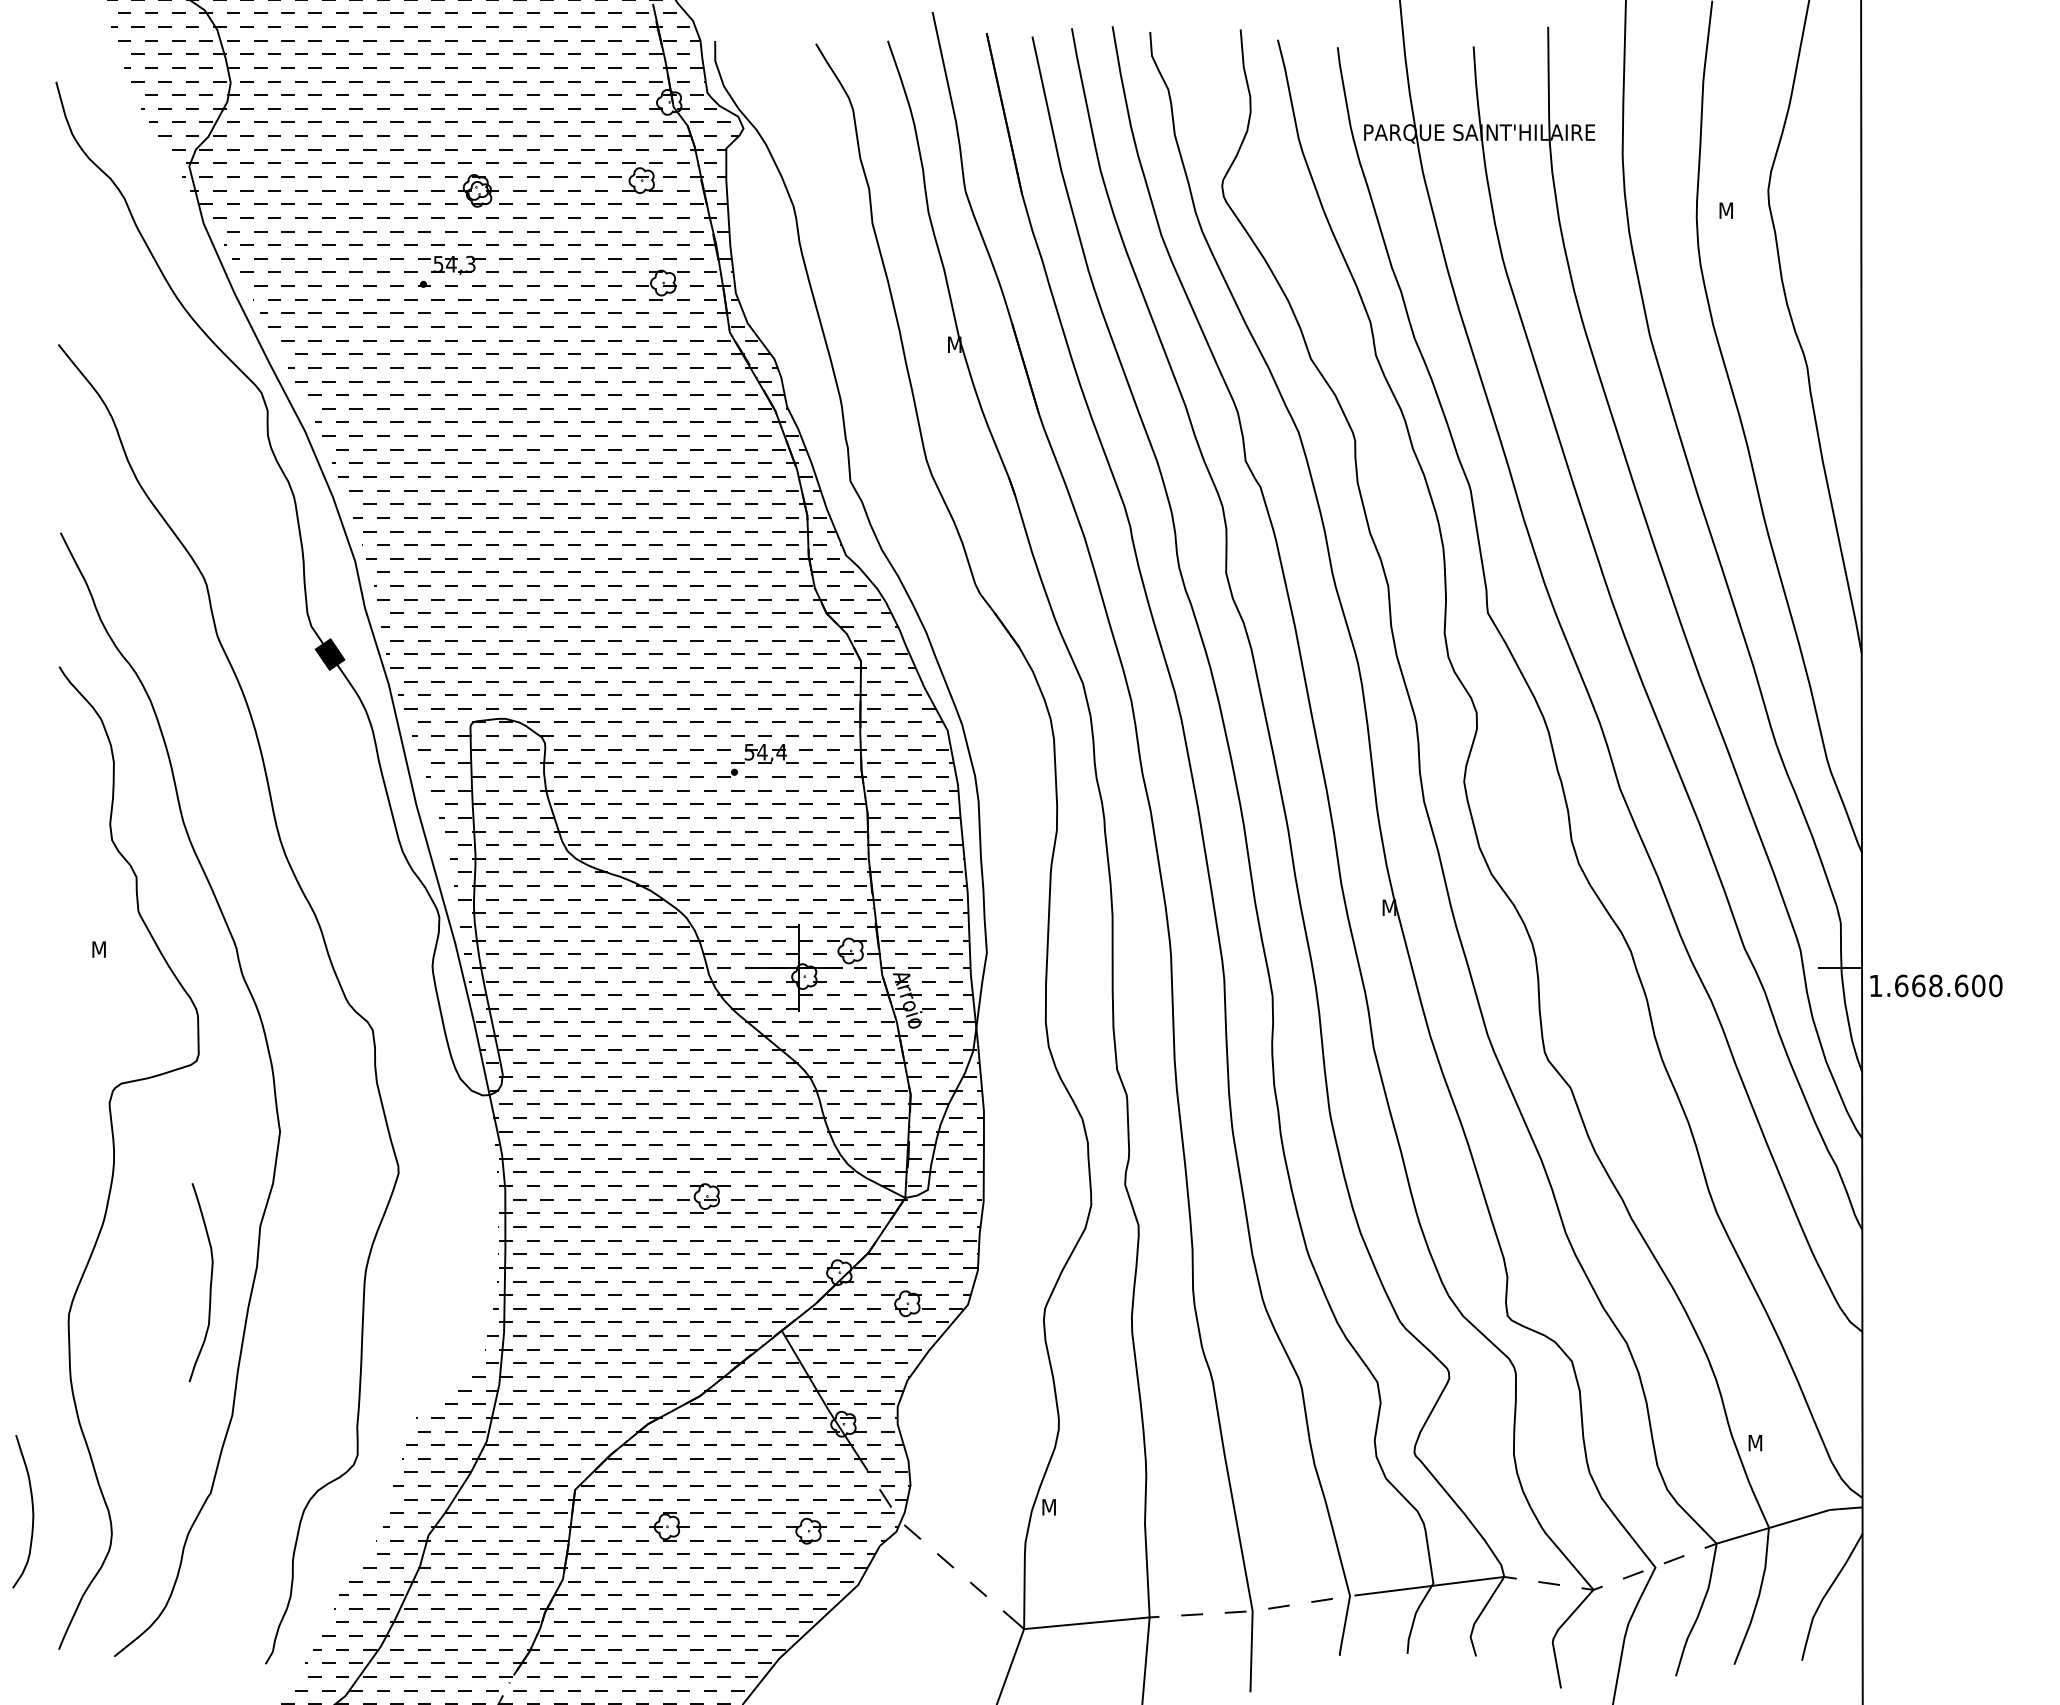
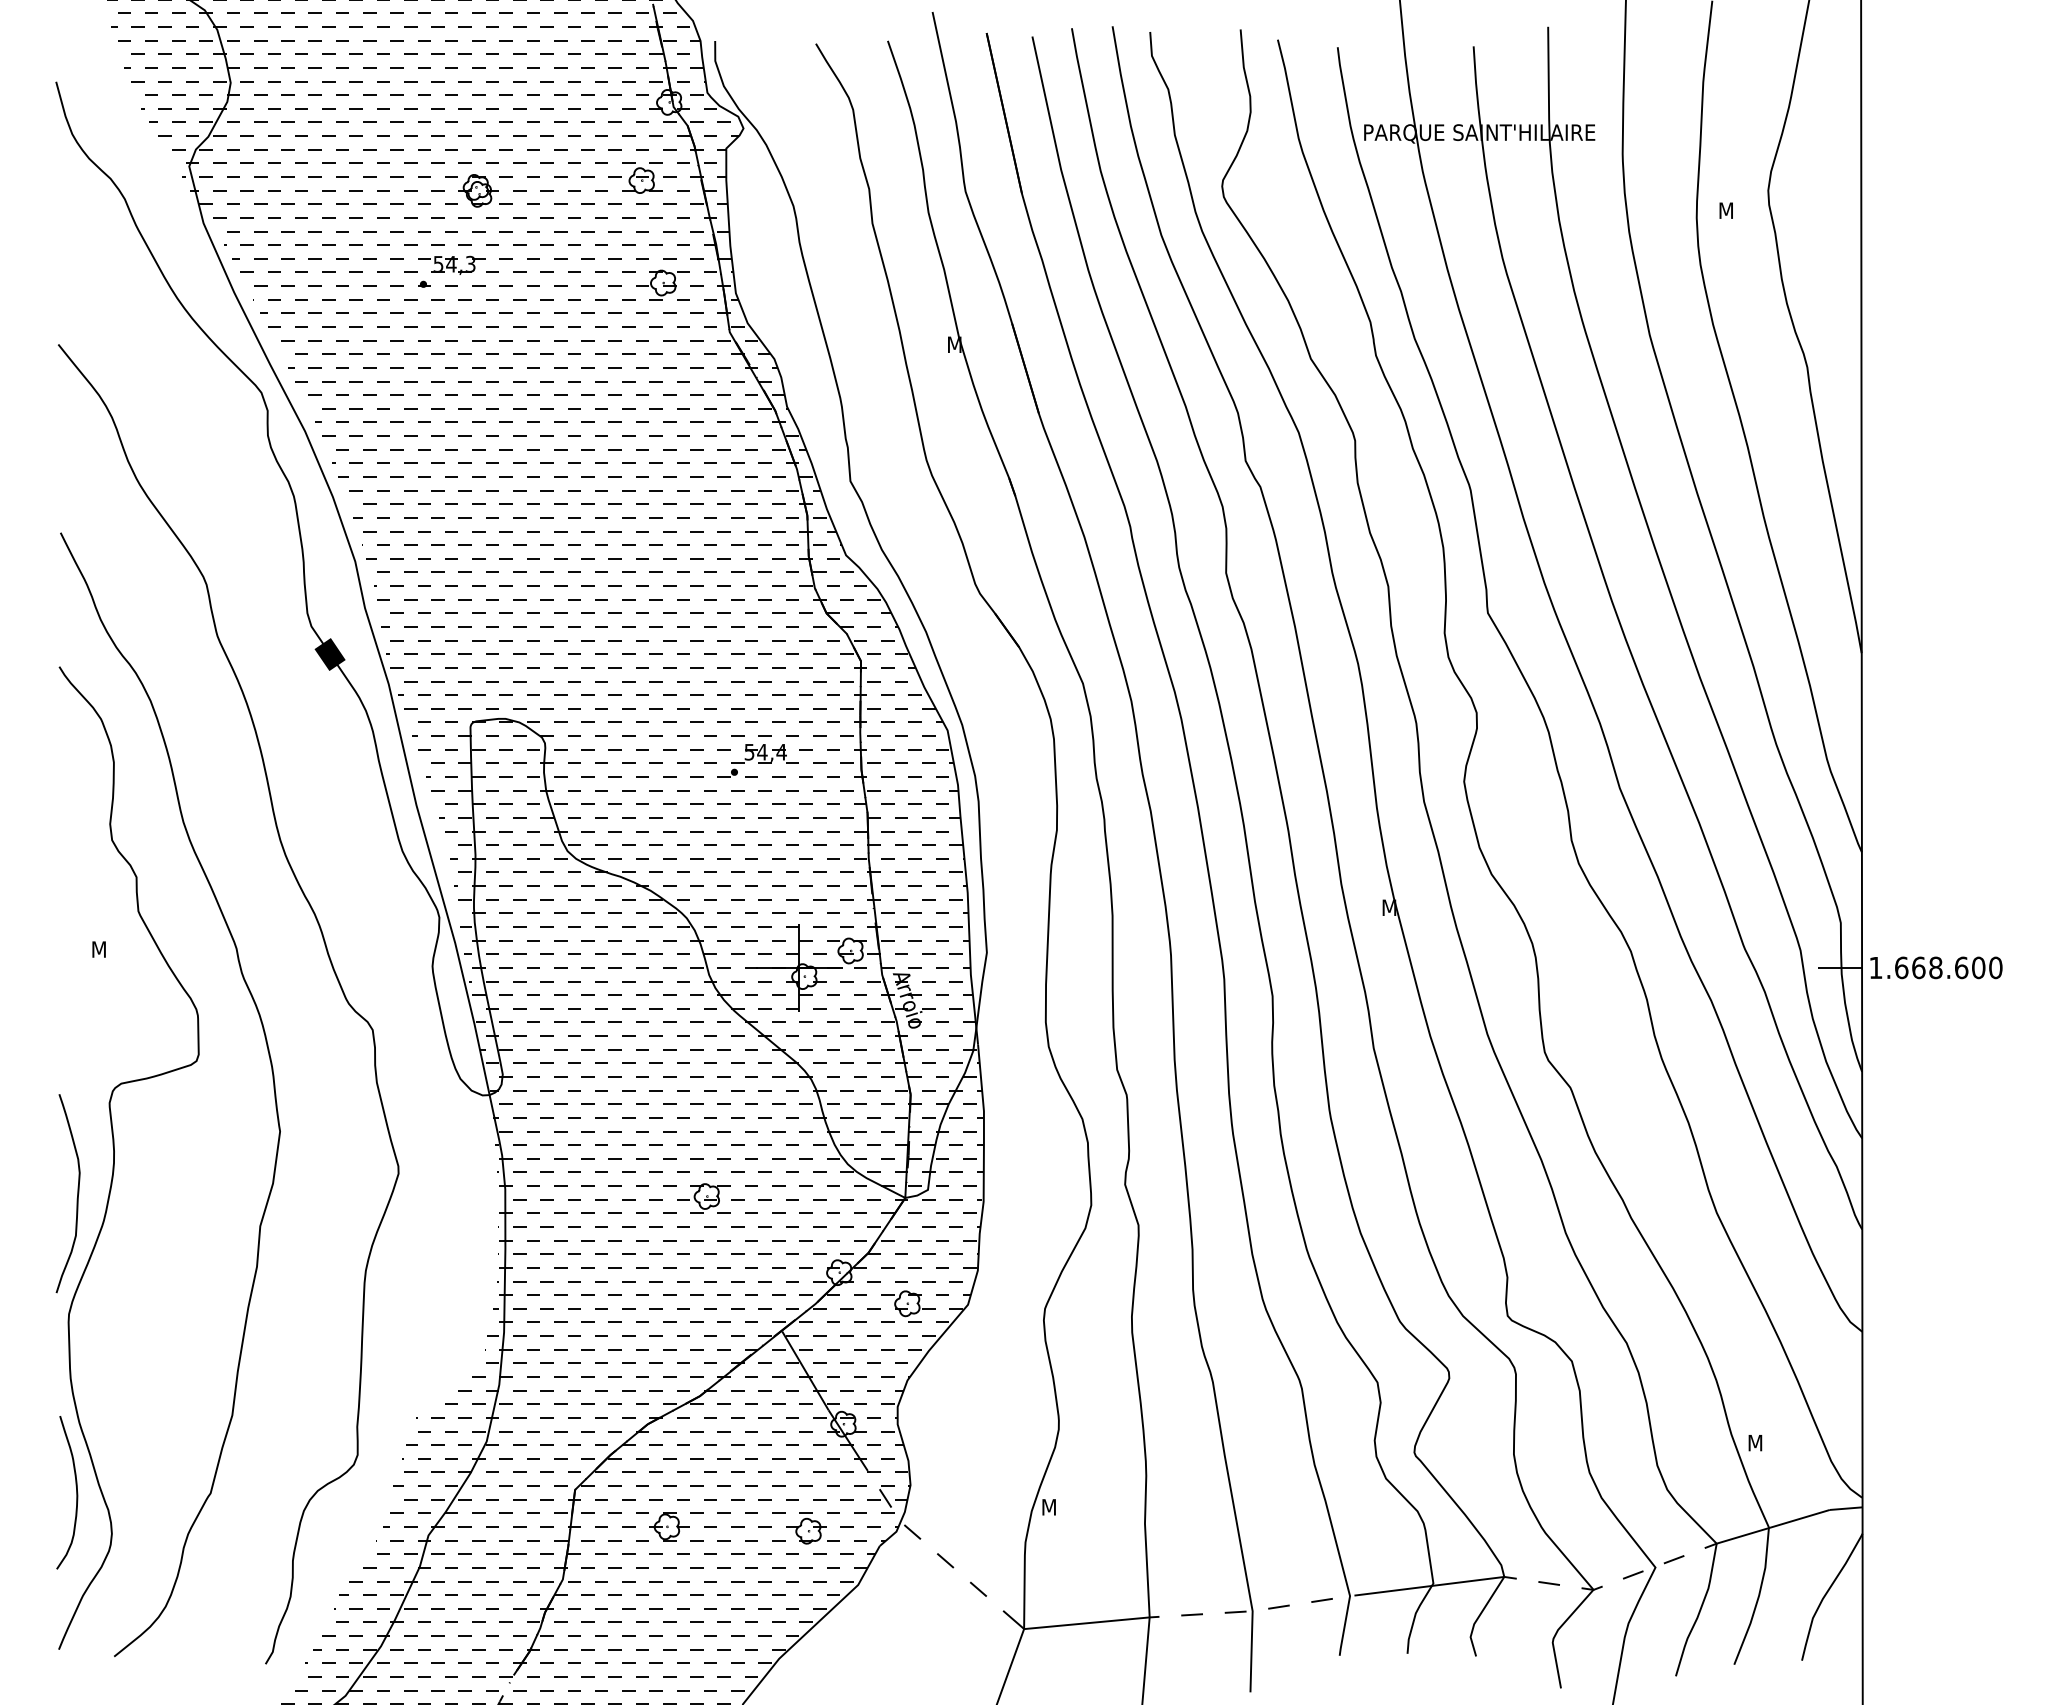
text position: (1936, 985) -> (1936, 967) (1936, 967)
curve position: (210, 1282) -> (77, 1193) (77, 1193)
curve position: (32, 1511) -> (76, 1492) (76, 1492)
